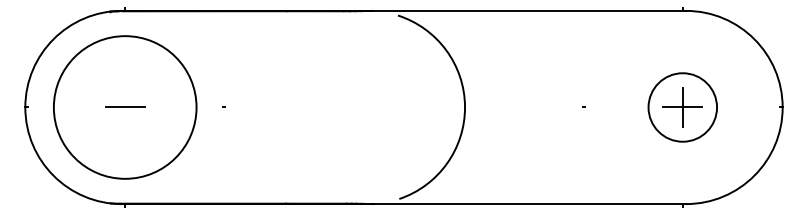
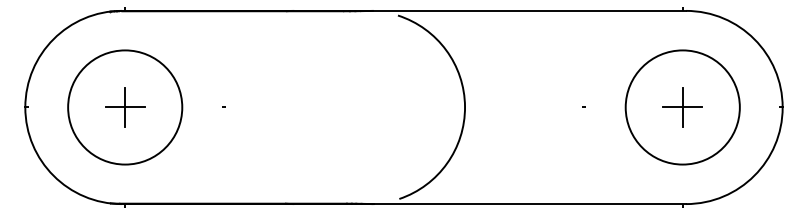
circle diameter: 143 px -> 114 px (125, 107)
line: none -> present (125, 107)
circle diameter: 68 px -> 114 px (682, 107)
